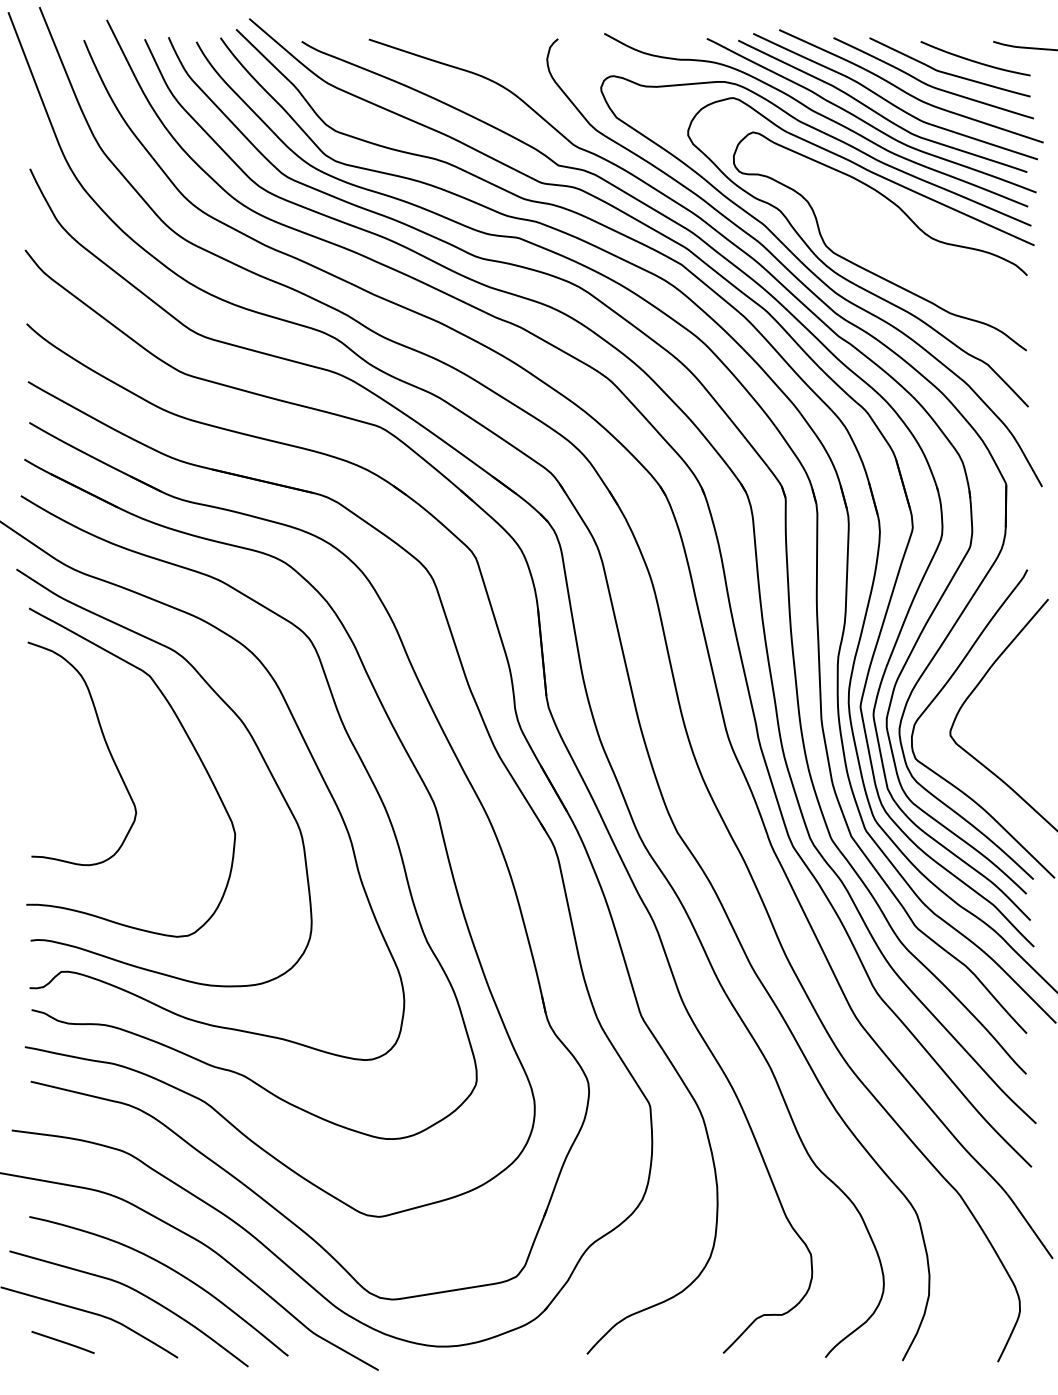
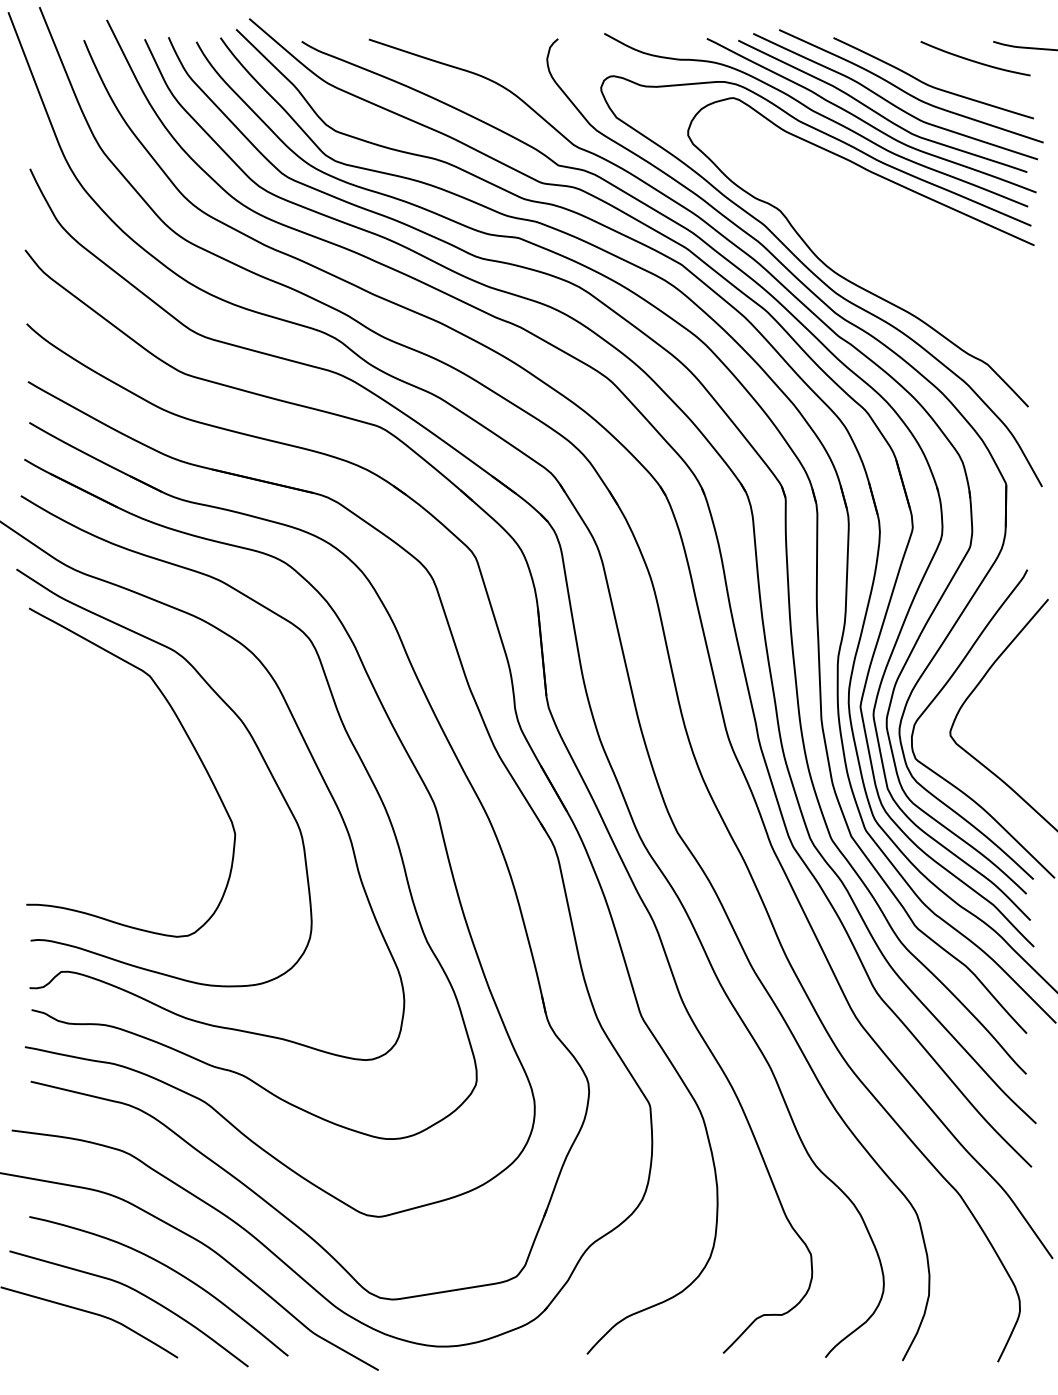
curve: present -> none (947, 72)
curve: present -> none (867, 269)
curve: present -> none (105, 744)
line: present -> none (62, 1342)
